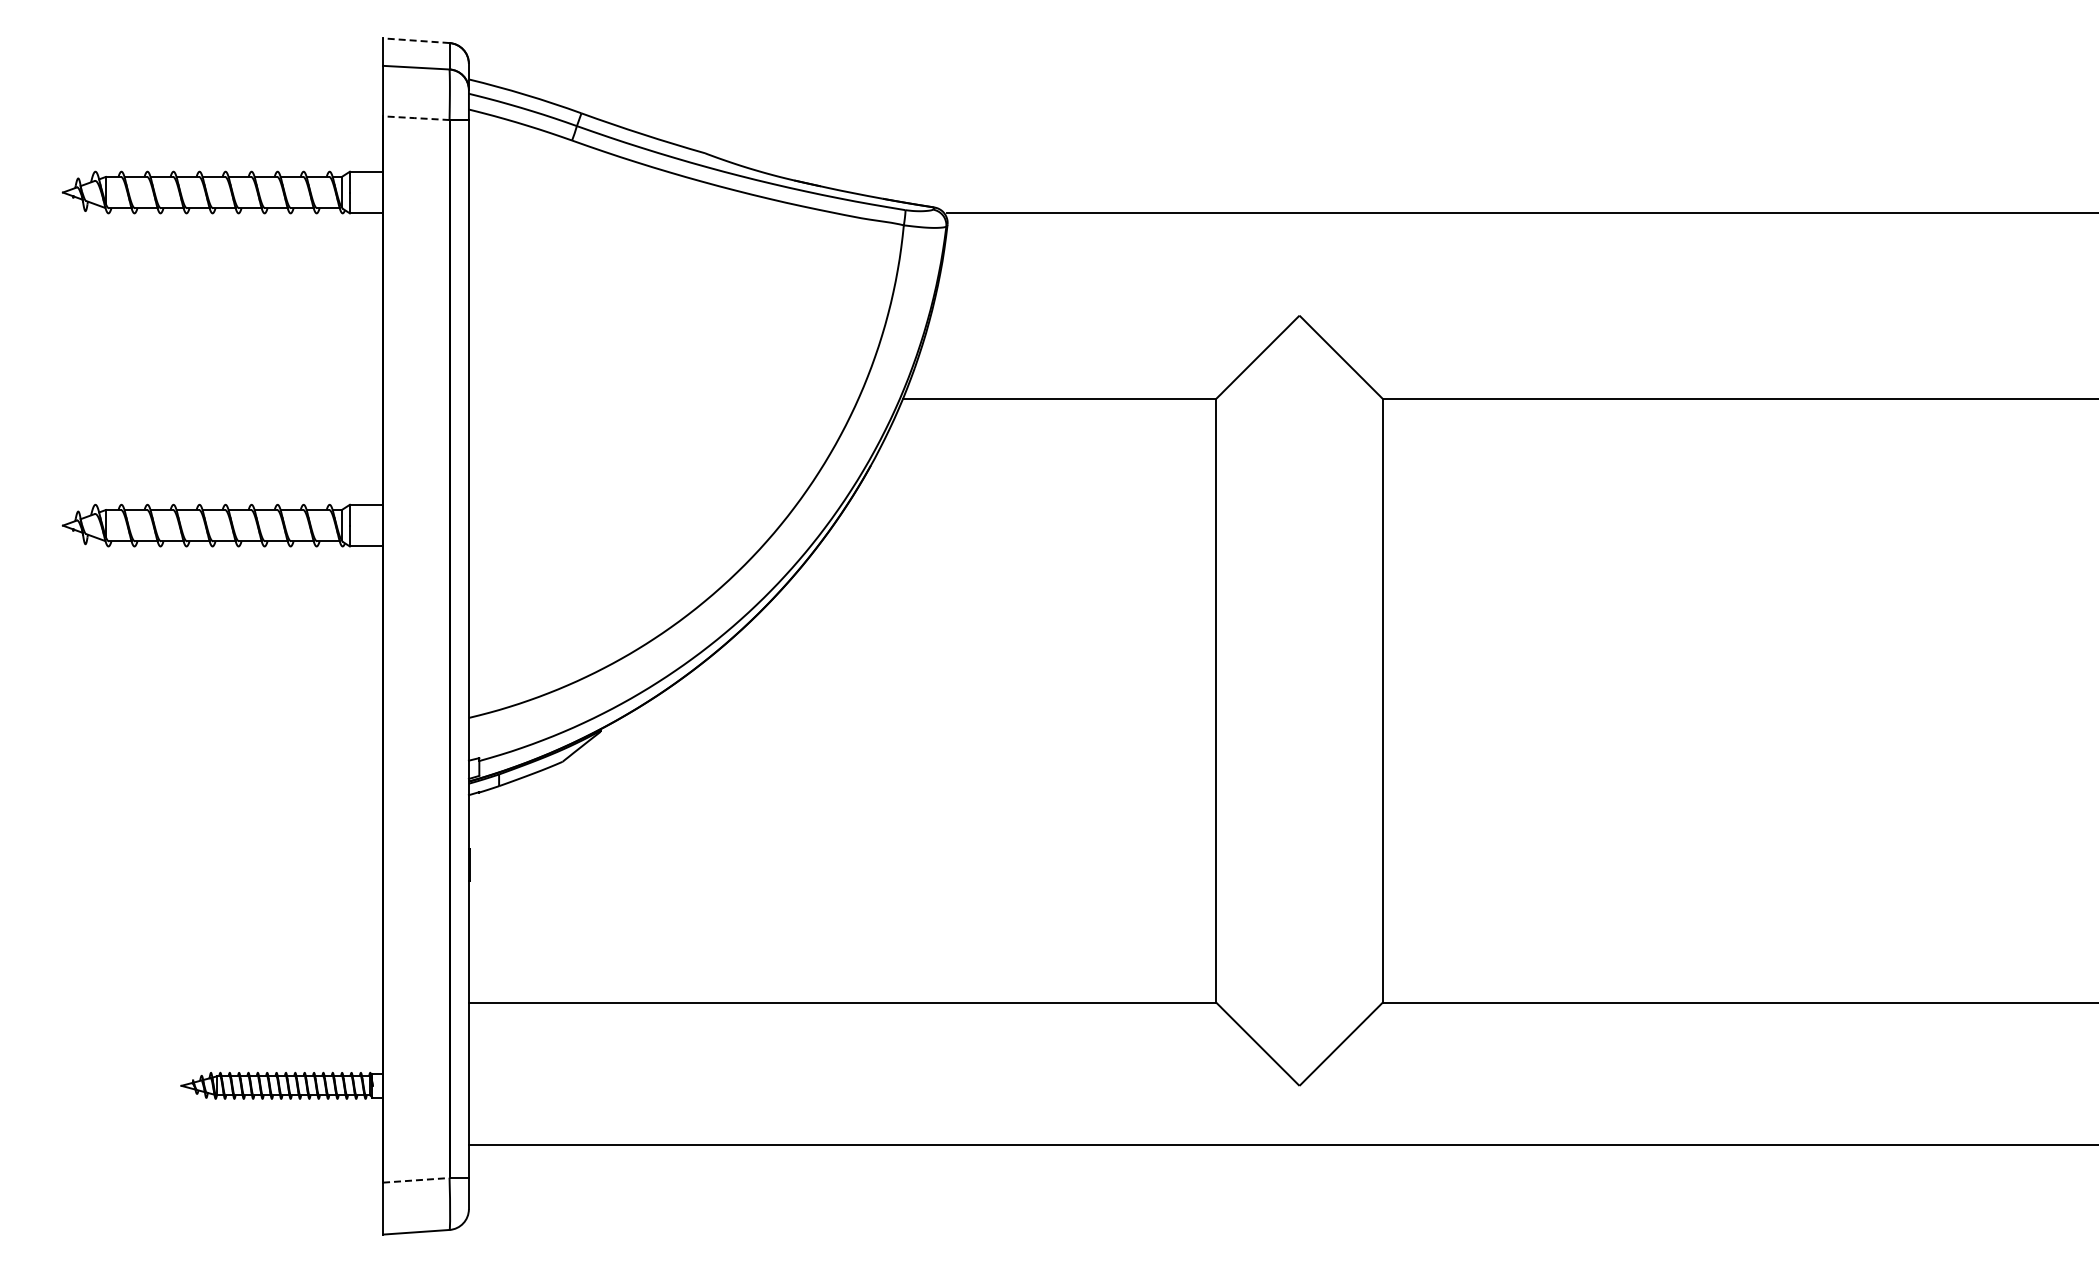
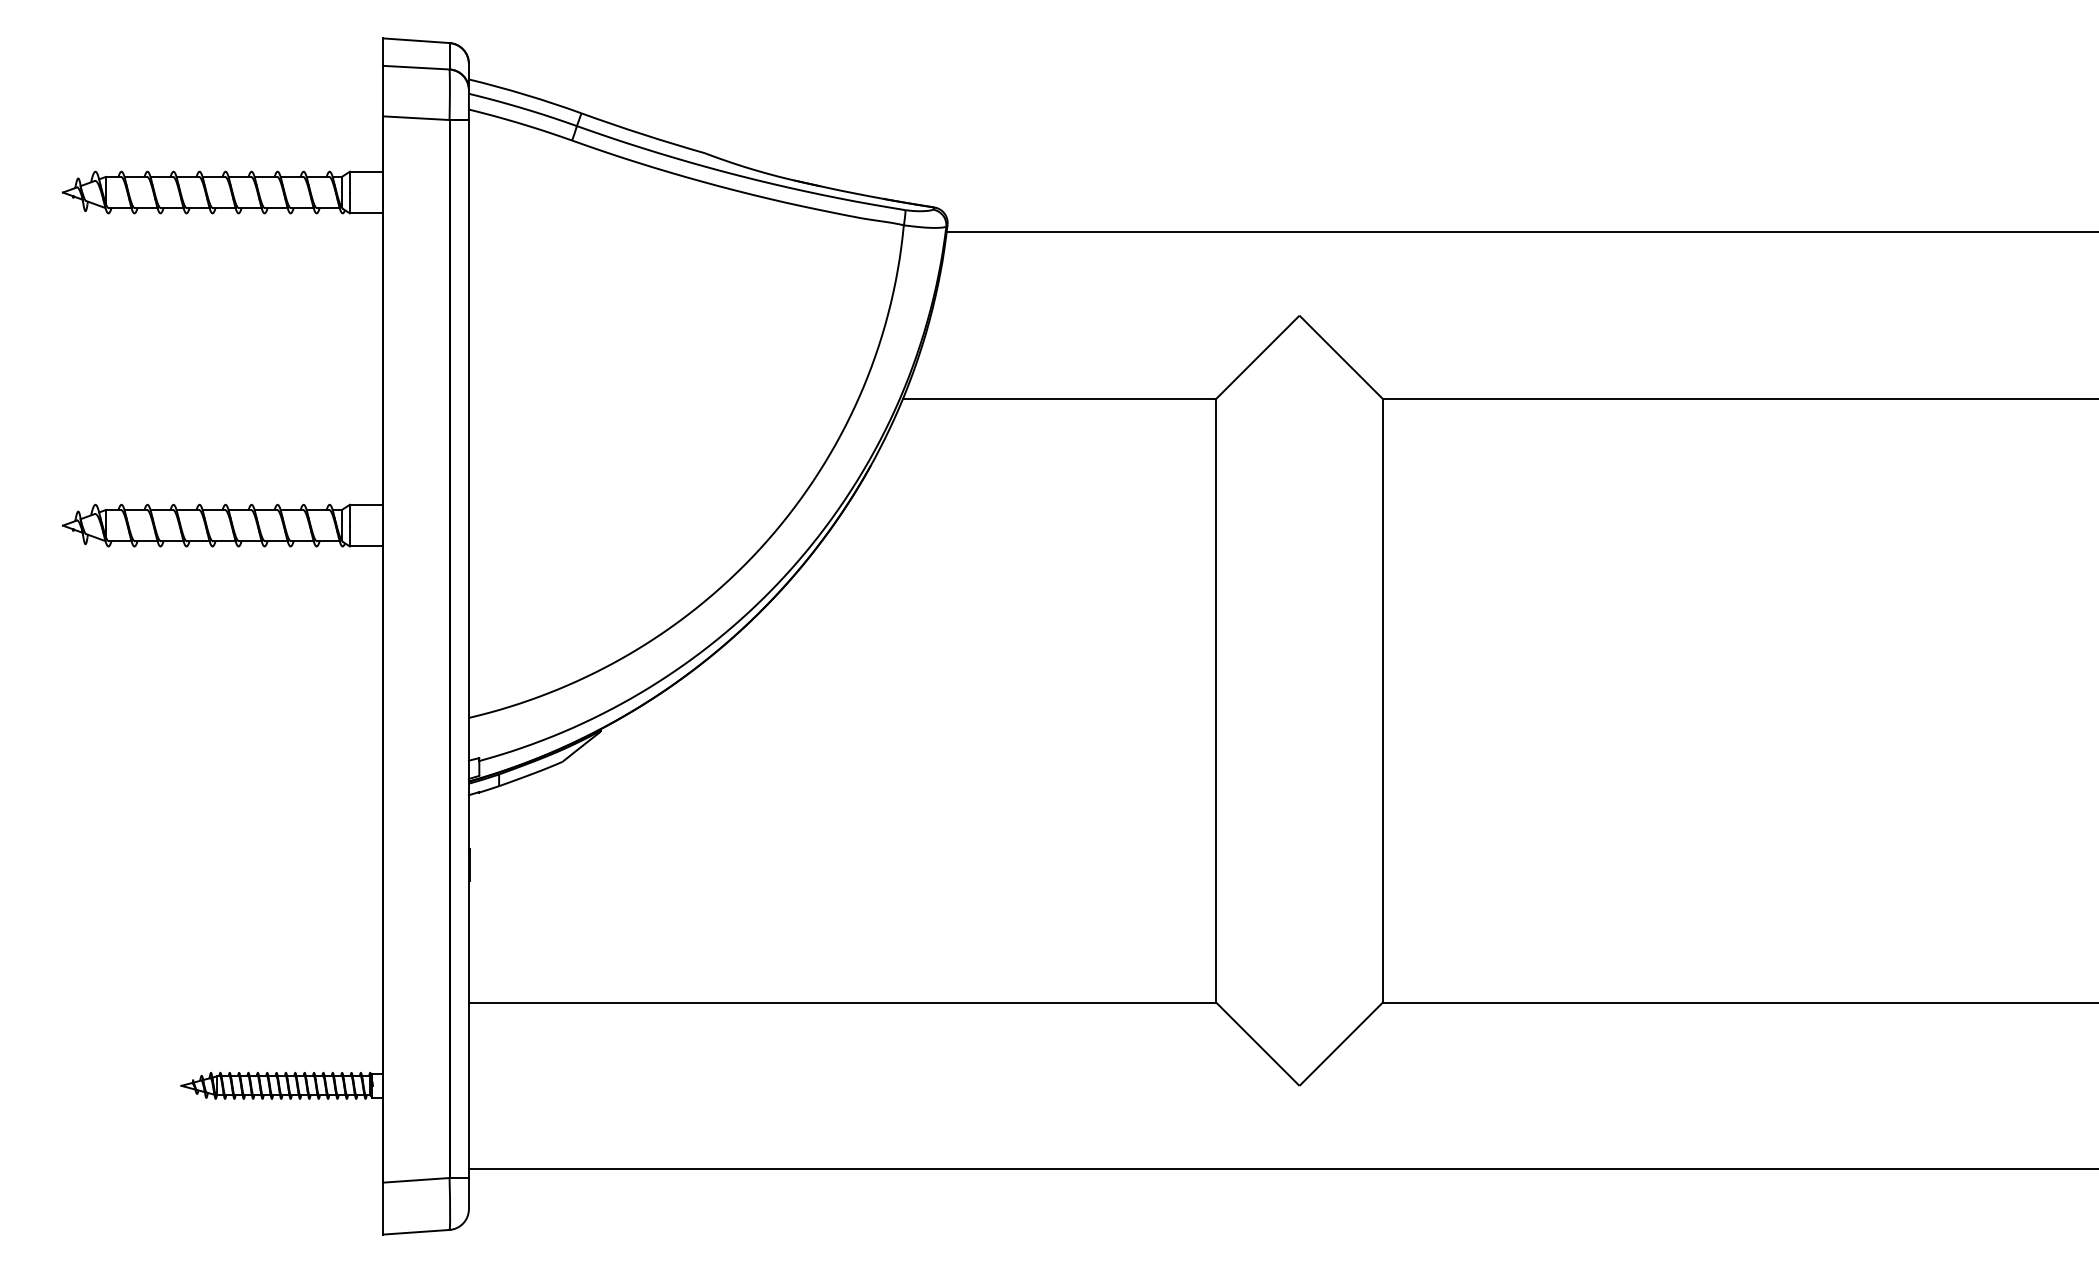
line: dashed -> solid (415, 40)
line: dashed -> solid (415, 118)
line position: (1520, 213) -> (1520, 232) (1520, 232)
line position: (1281, 1145) -> (1281, 1169) (1281, 1169)
line: dashed -> solid (416, 1180)
